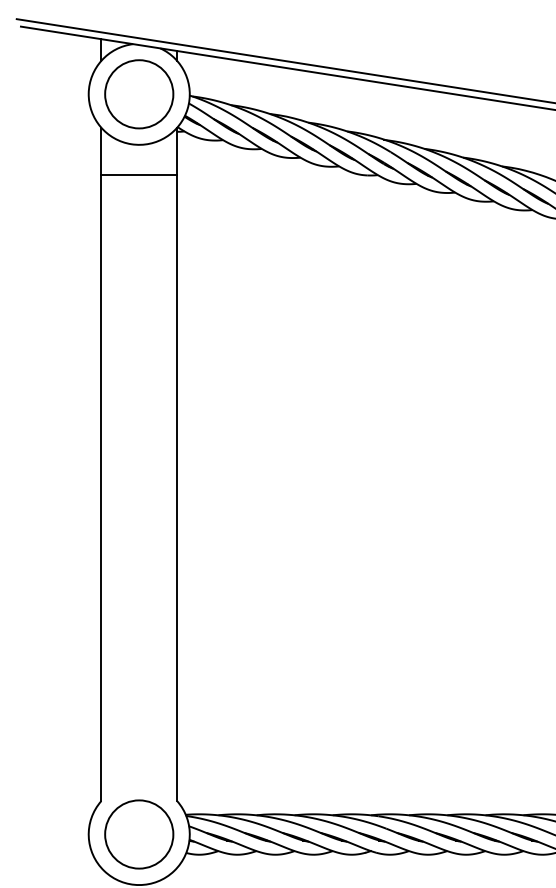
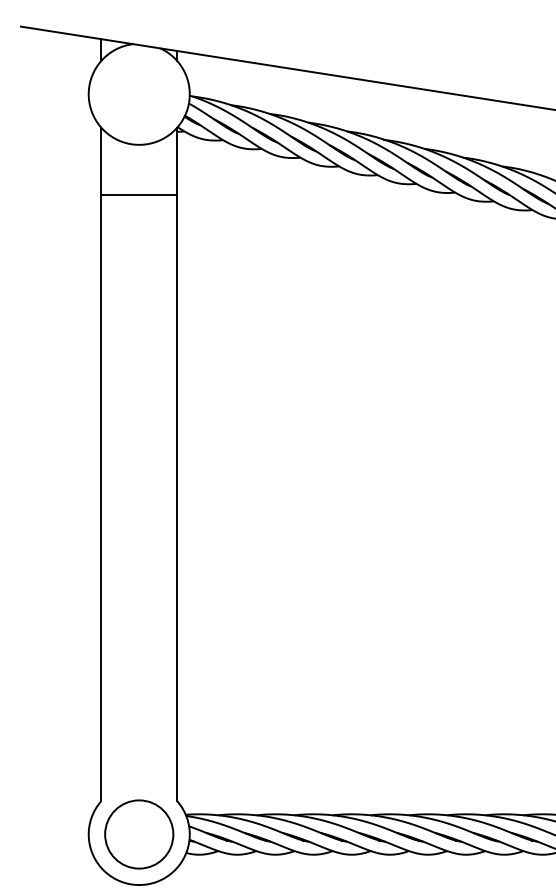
line: present -> none (284, 60)
circle: present -> none (139, 94)
line position: (139, 175) -> (139, 195) (139, 195)
